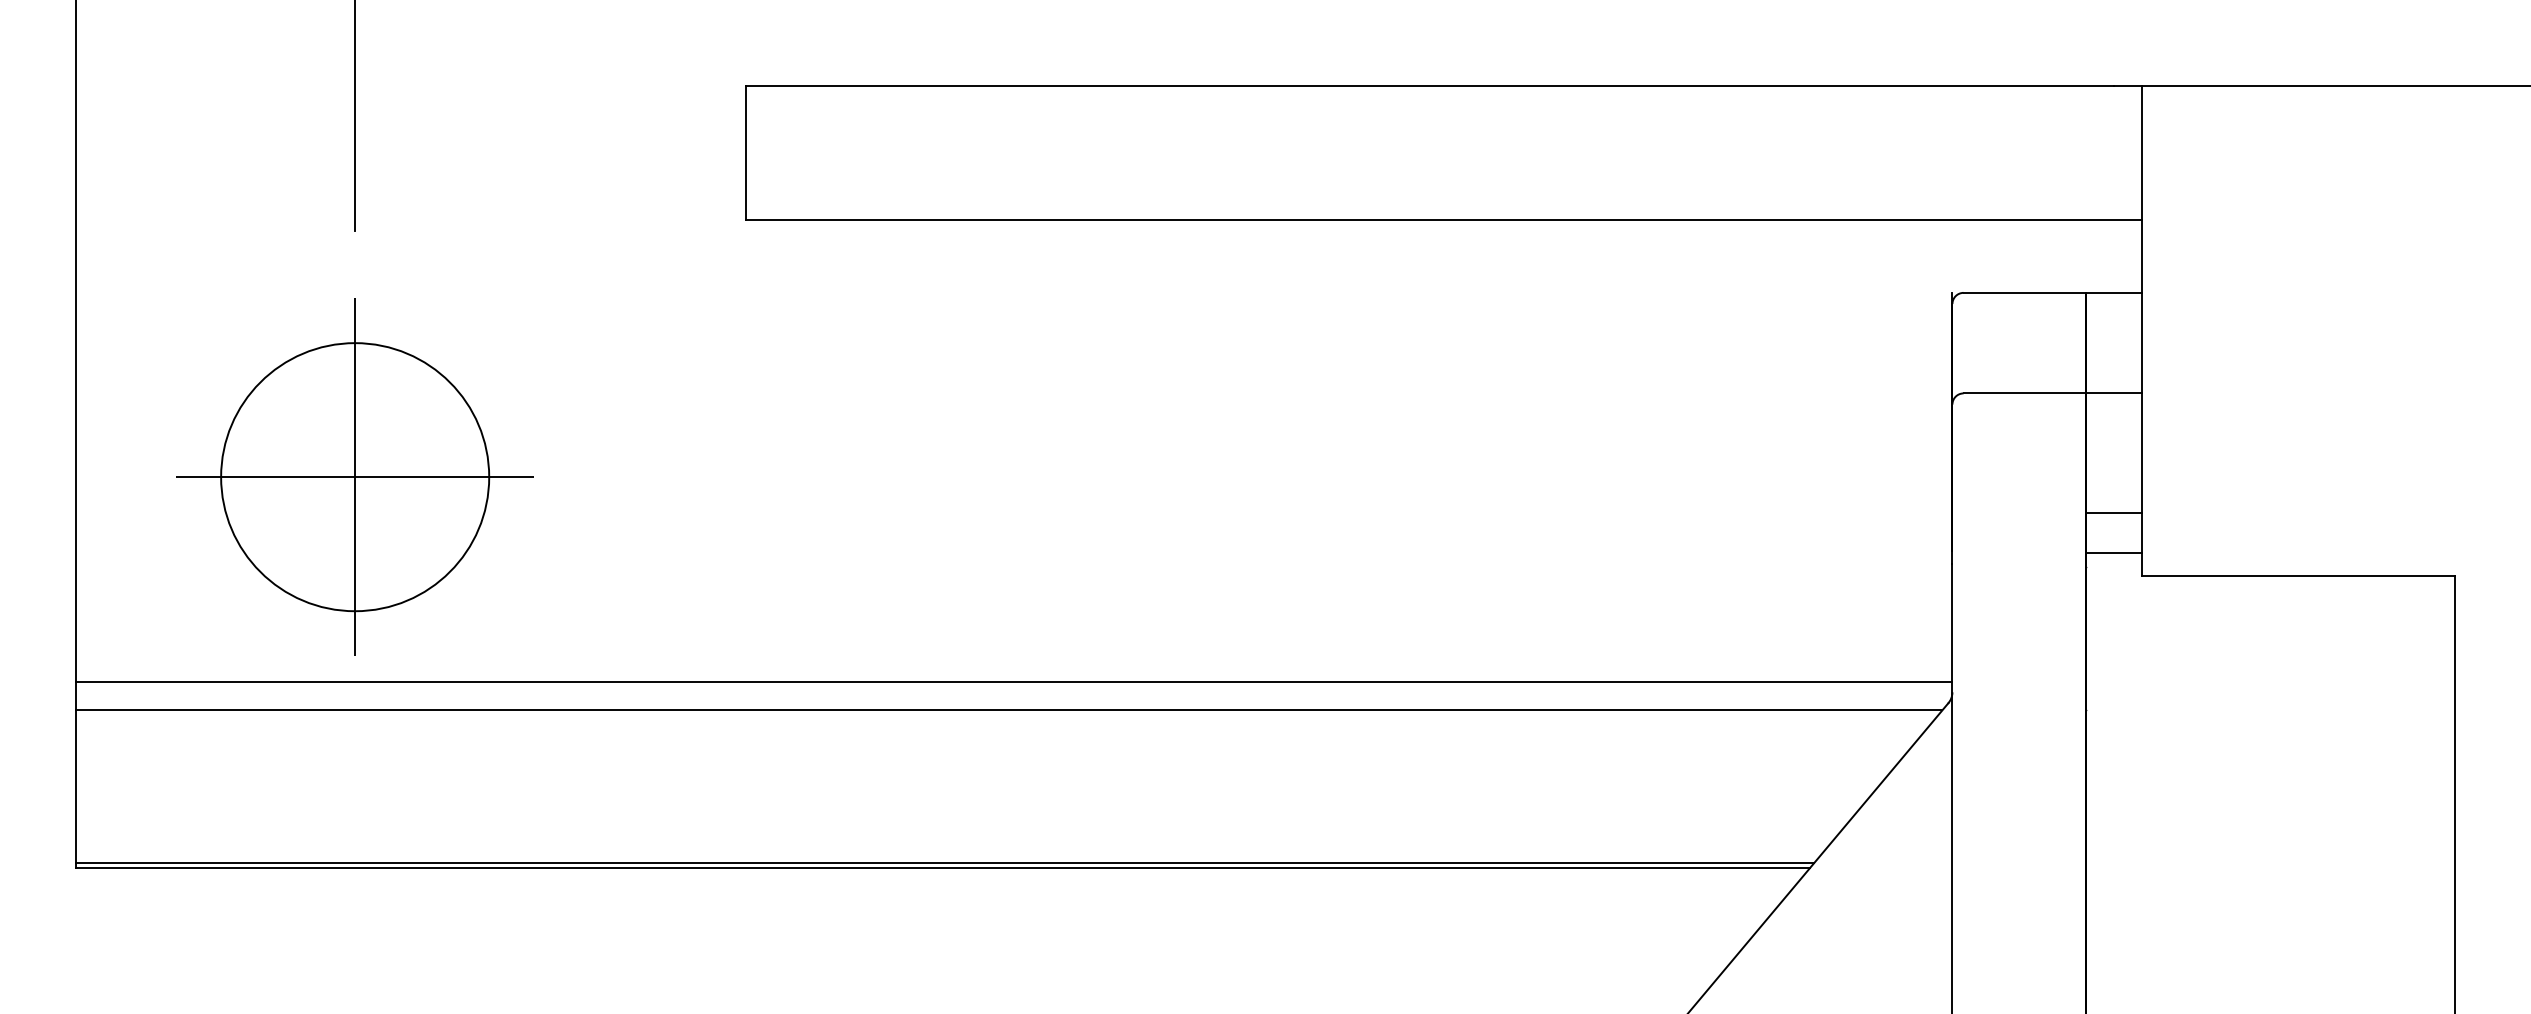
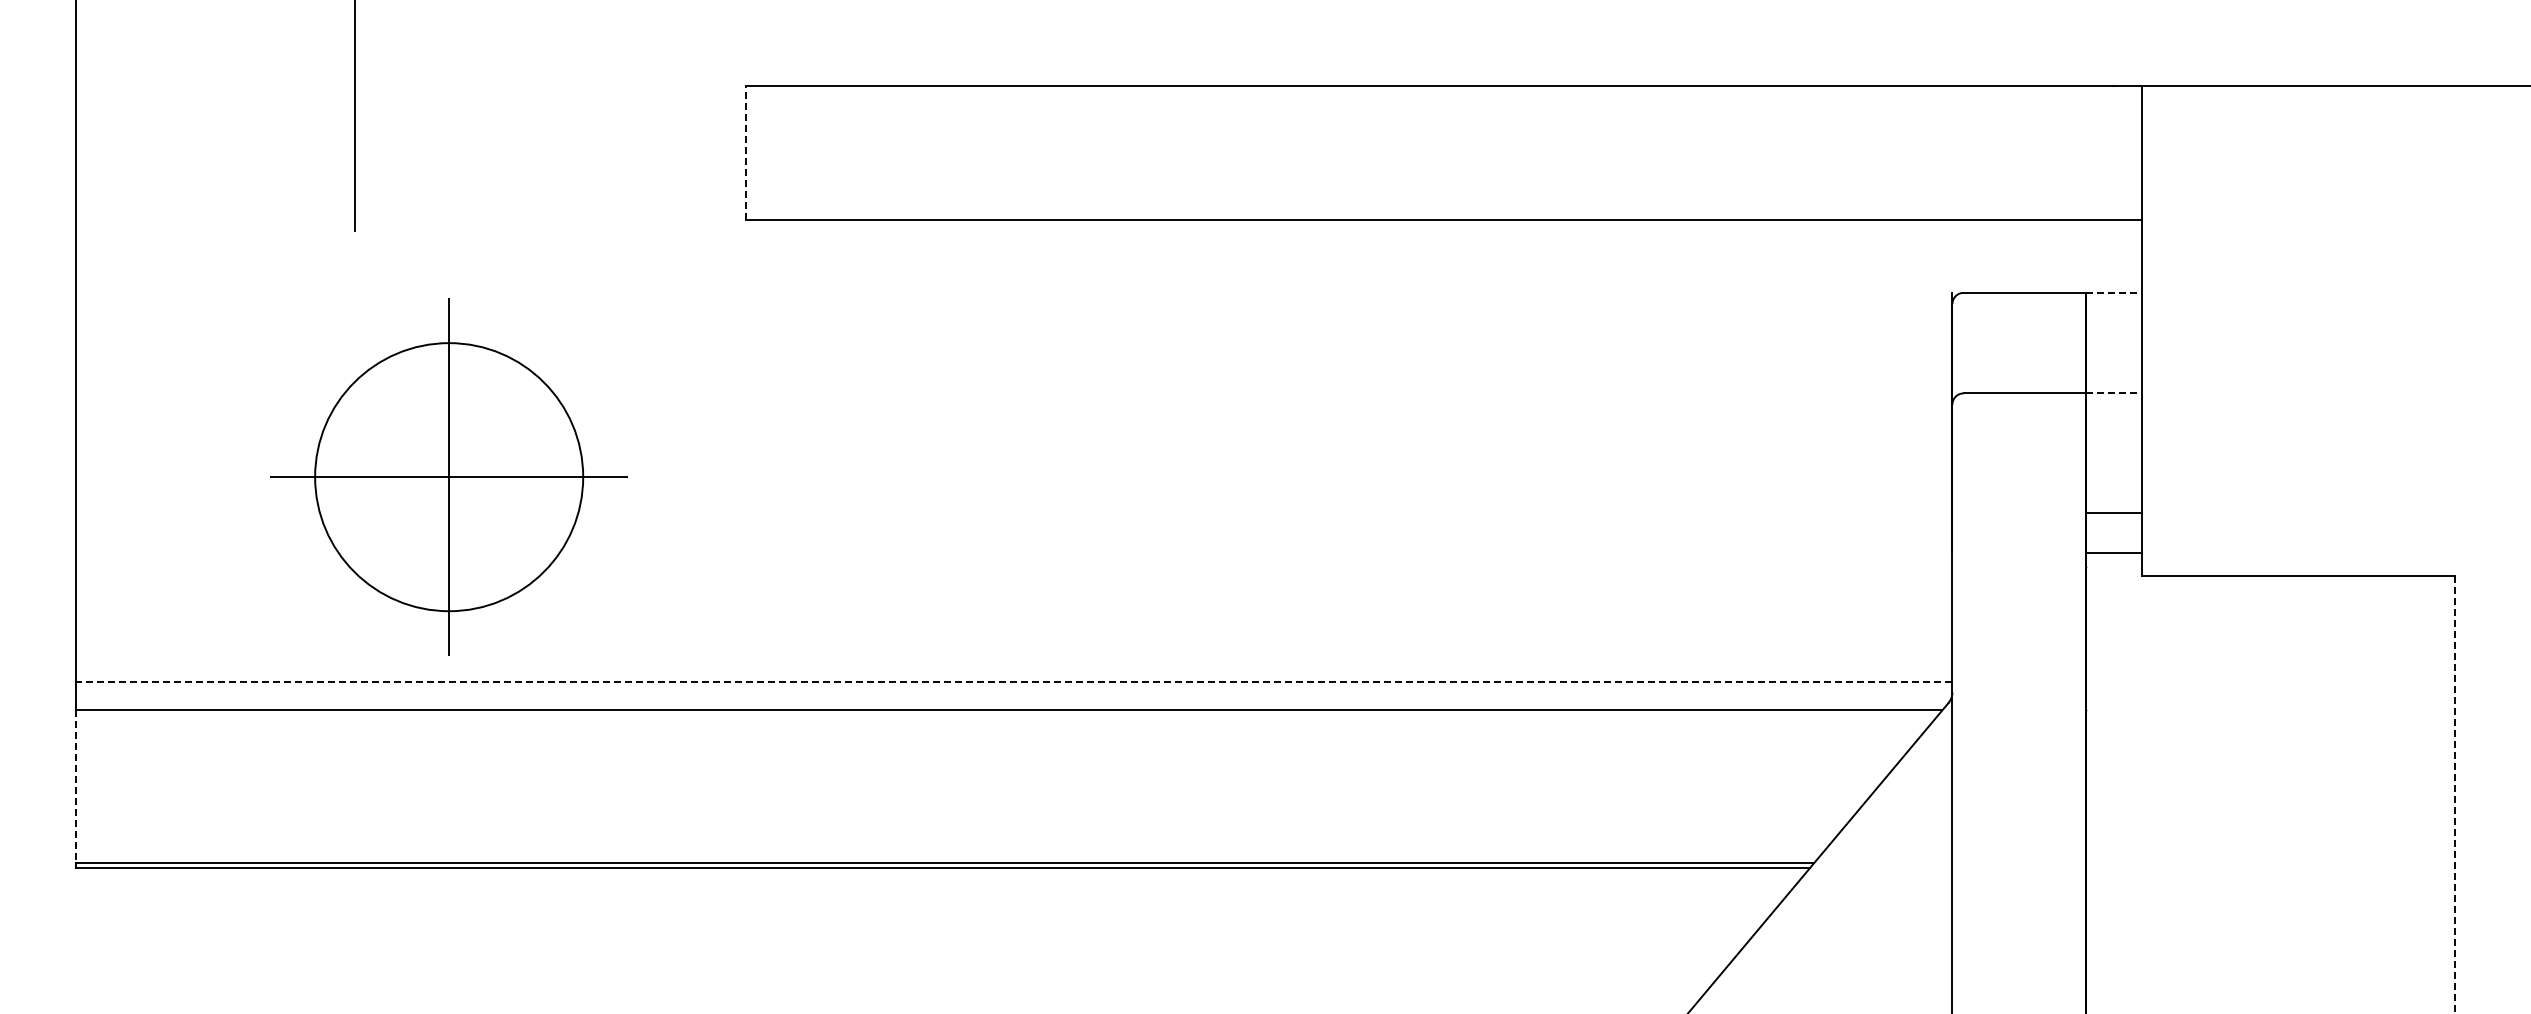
line: solid -> dashed (746, 152)
line: solid -> dashed (2114, 292)
line: solid -> dashed (2114, 393)
part position: (354, 476) -> (448, 476) (448, 476)
line: solid -> dashed (1013, 682)
line: solid -> dashed (75, 787)
line: solid -> dashed (2455, 795)
